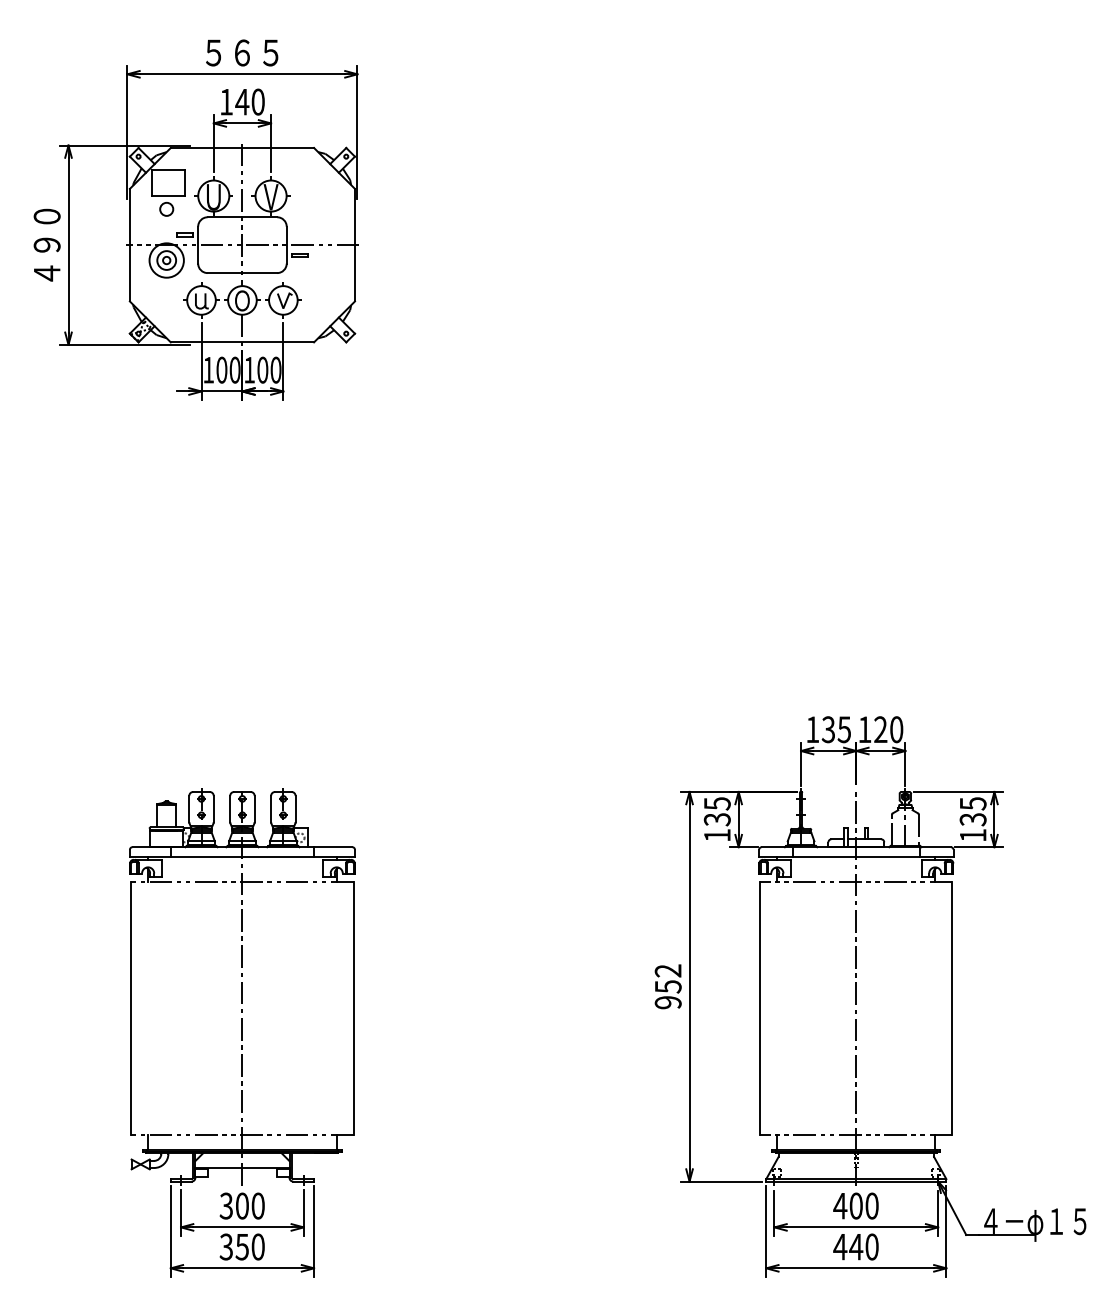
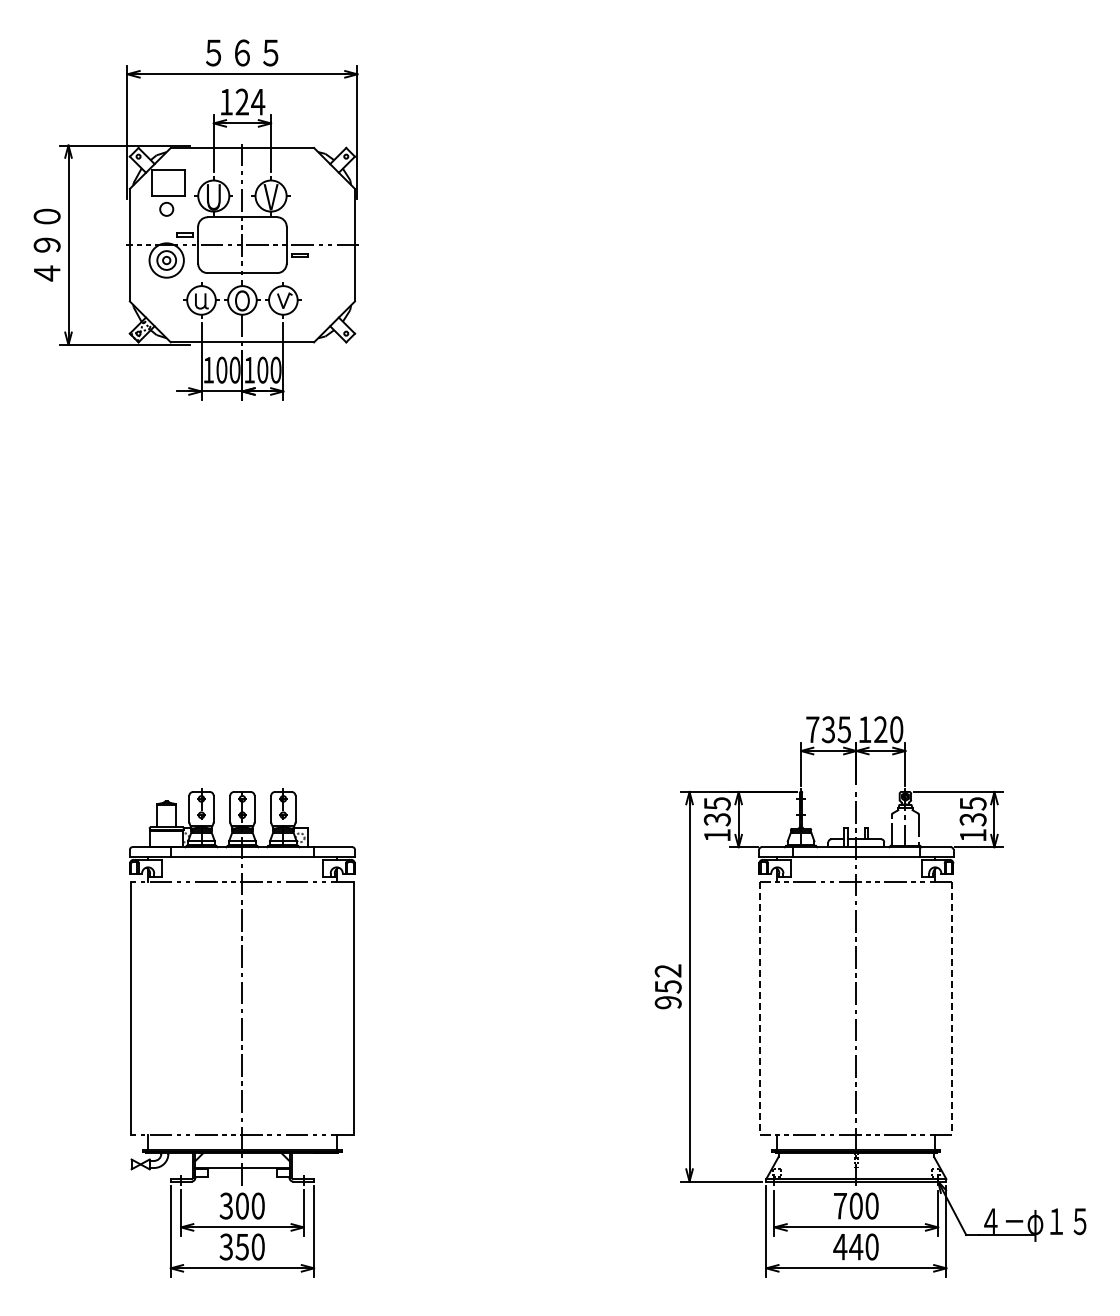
text: 140 -> 124 (250, 101)
text: 135 -> 735 (812, 729)
line: solid -> dashed (760, 1008)
line: solid -> dashed (952, 1008)
text: 400 -> 700 (840, 1206)
